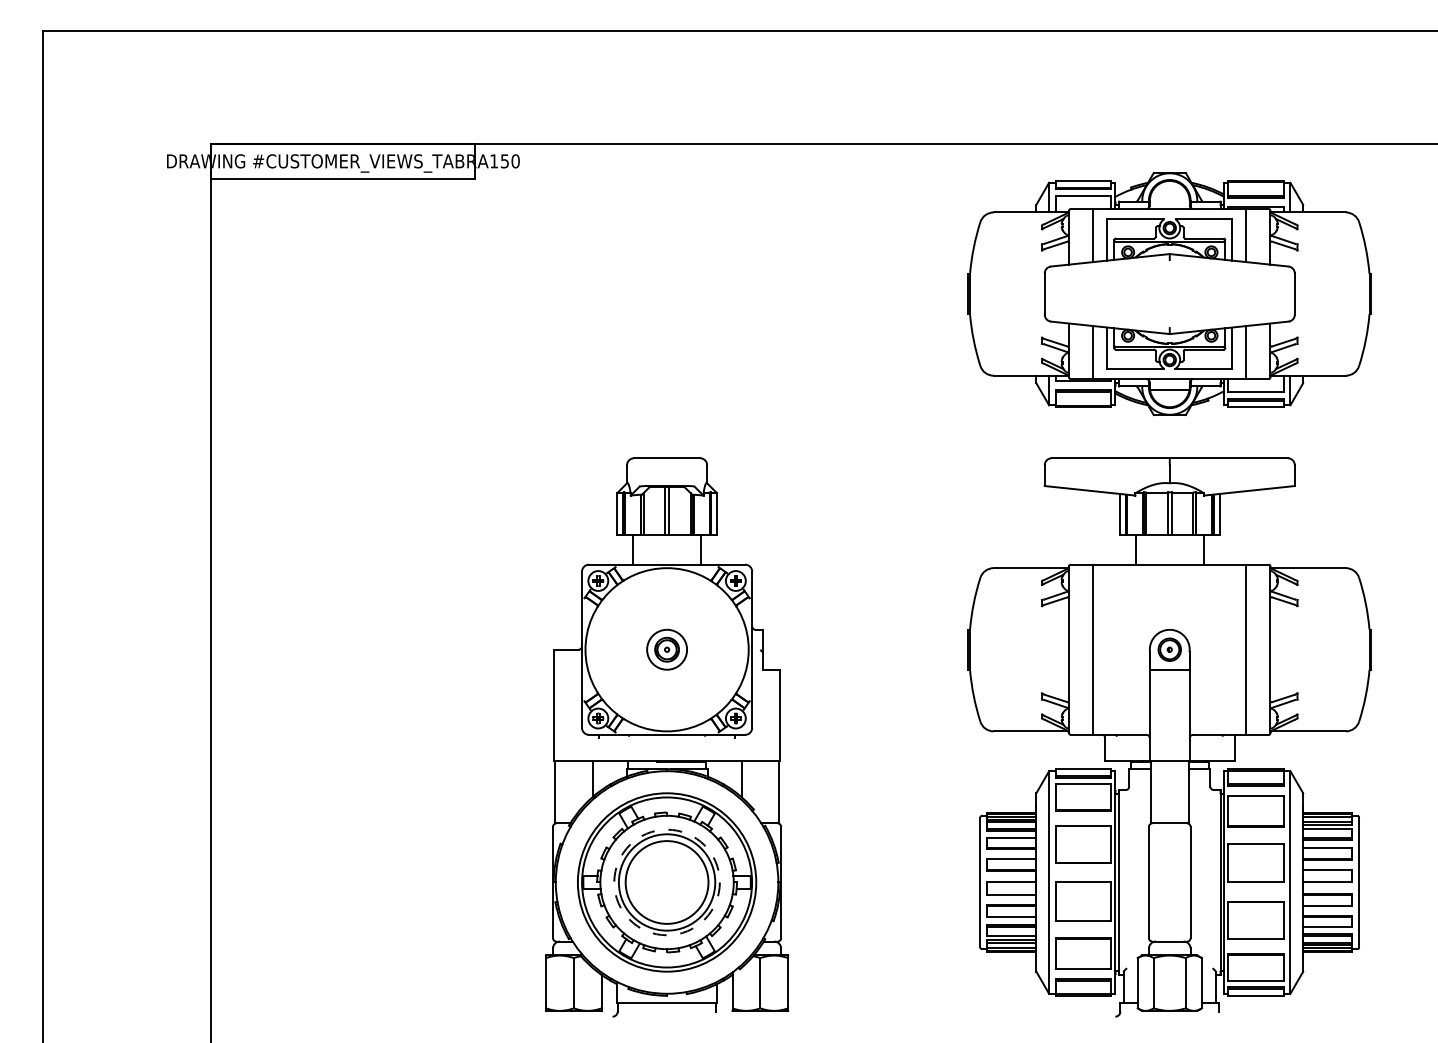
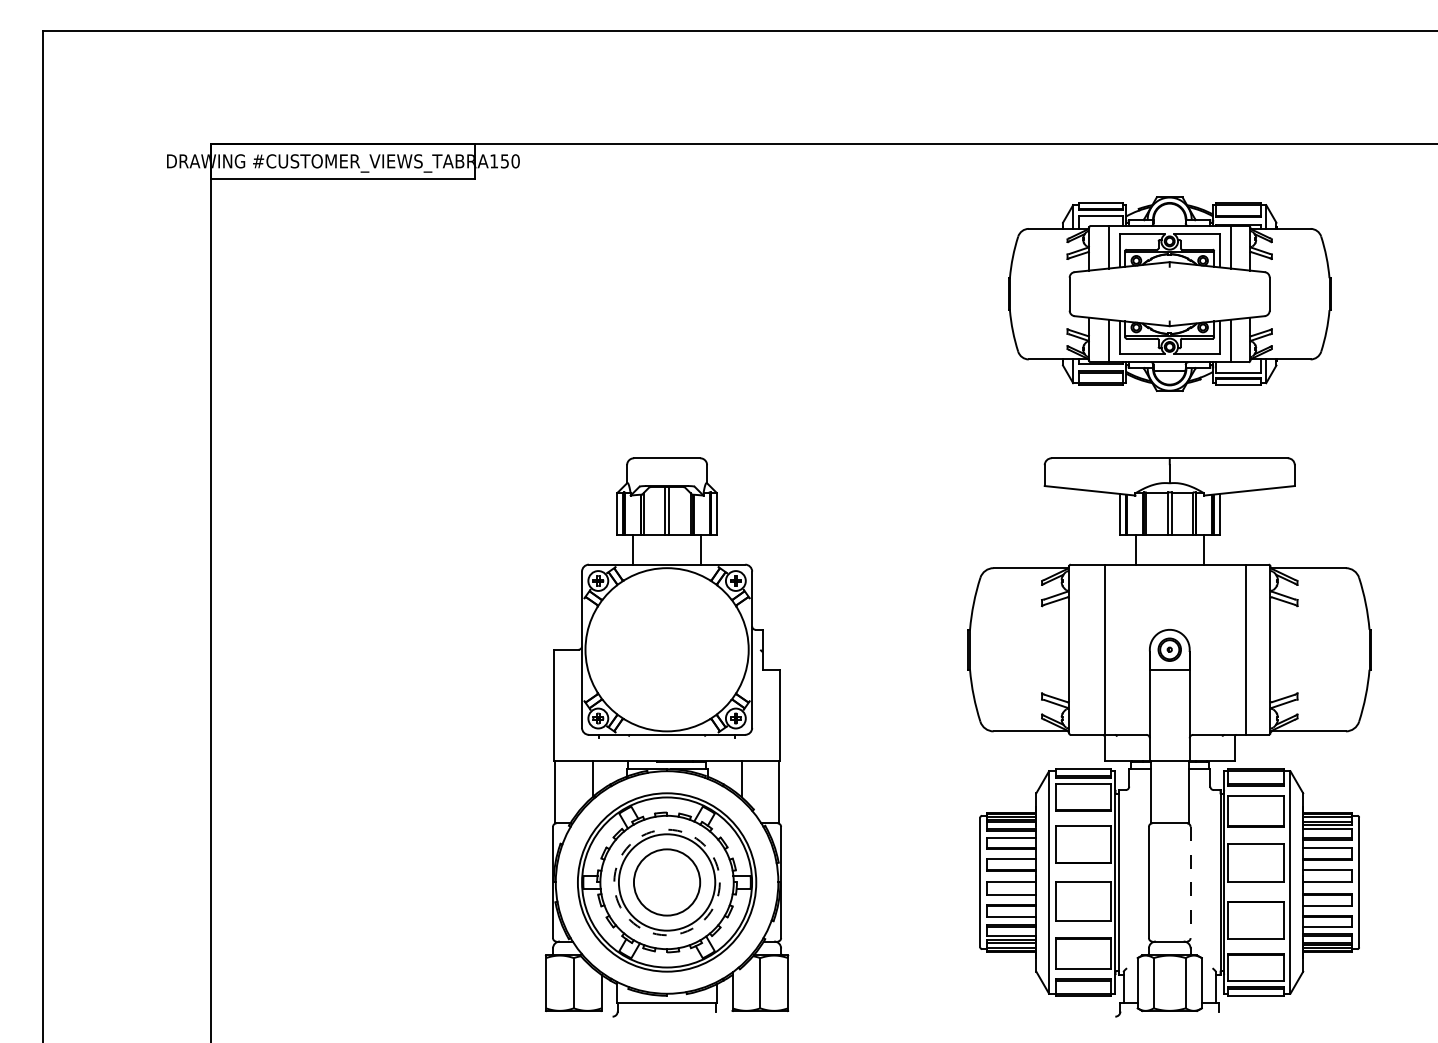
part size: 405x245 px -> 324x196 px (1169, 293)
part: present -> none (666, 649)
line position: (1093, 649) -> (1105, 649) (1105, 649)
circle diameter: 83 px -> 66 px (666, 882)
line: solid -> dashed (1190, 882)
